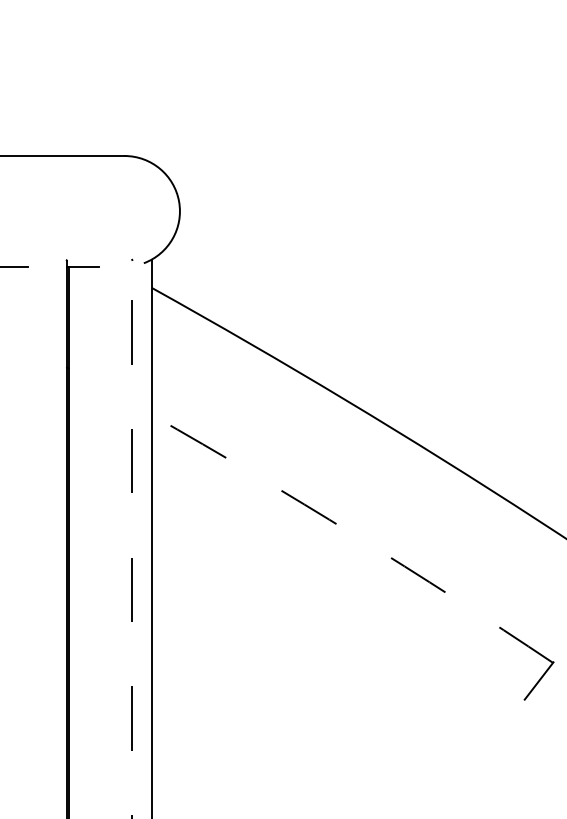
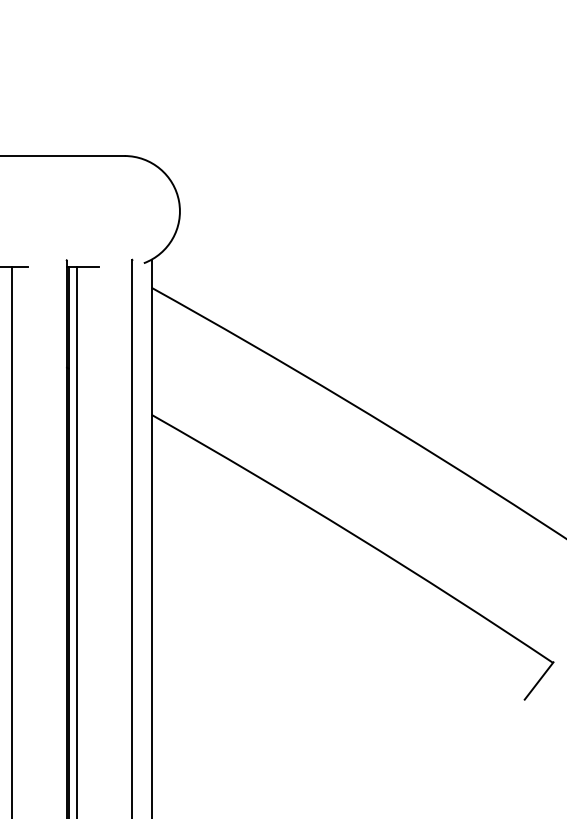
arc: dashed -> solid (354, 535)
line: dashed -> solid (132, 539)
line: none -> present (11, 540)
line: none -> present (77, 540)
